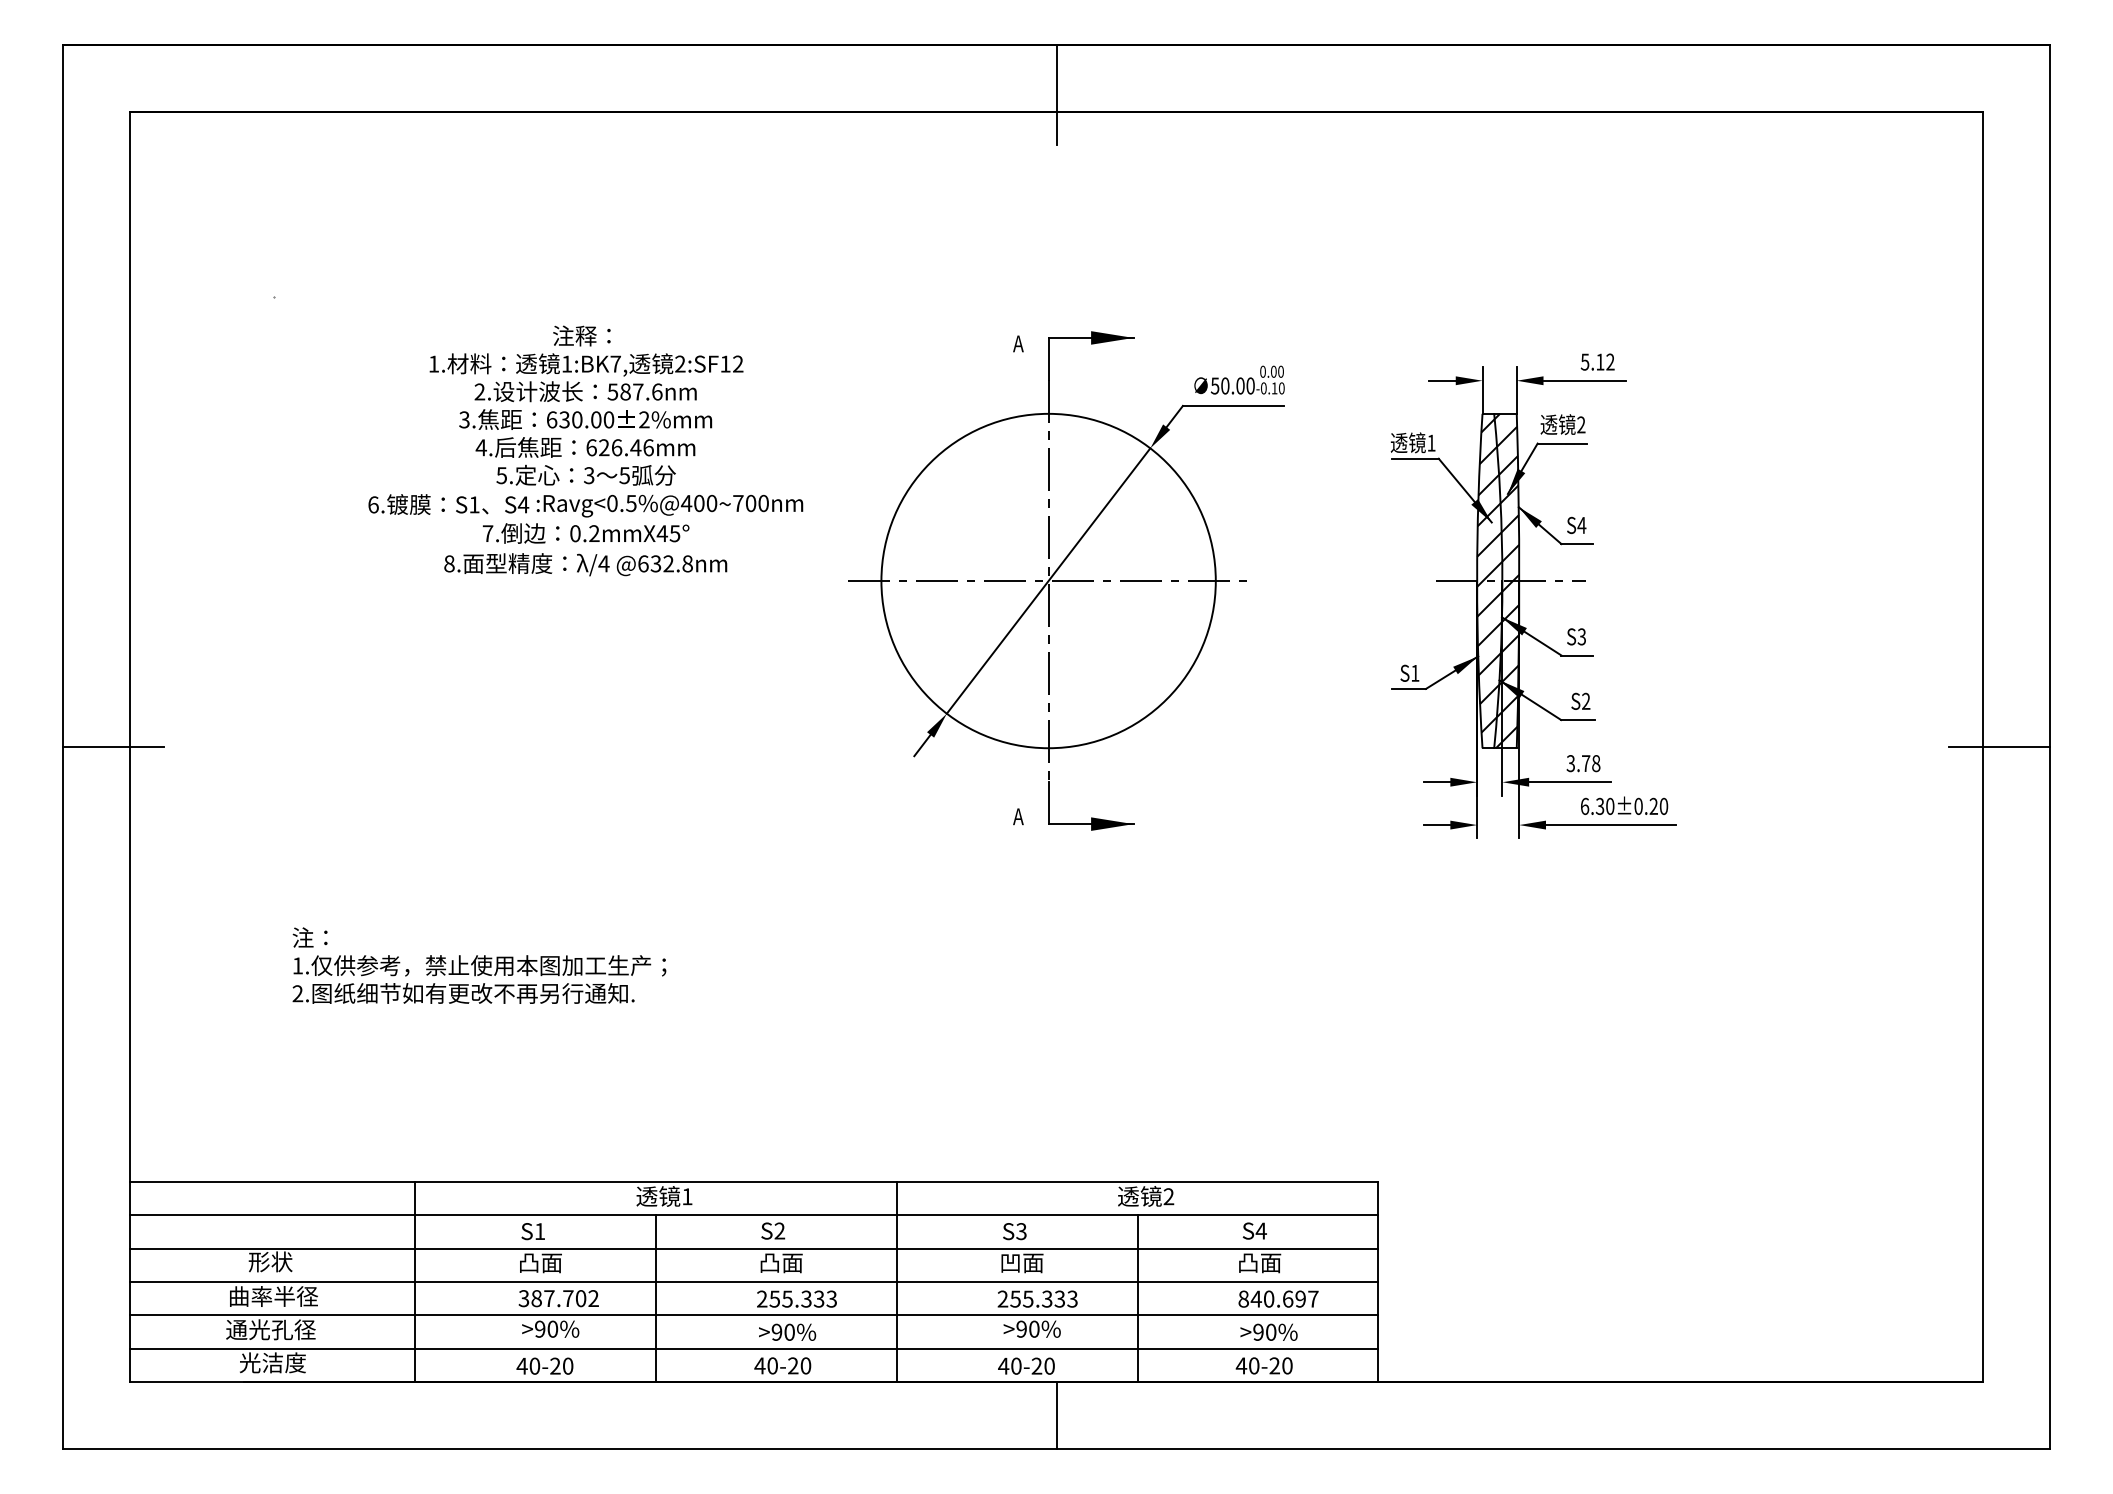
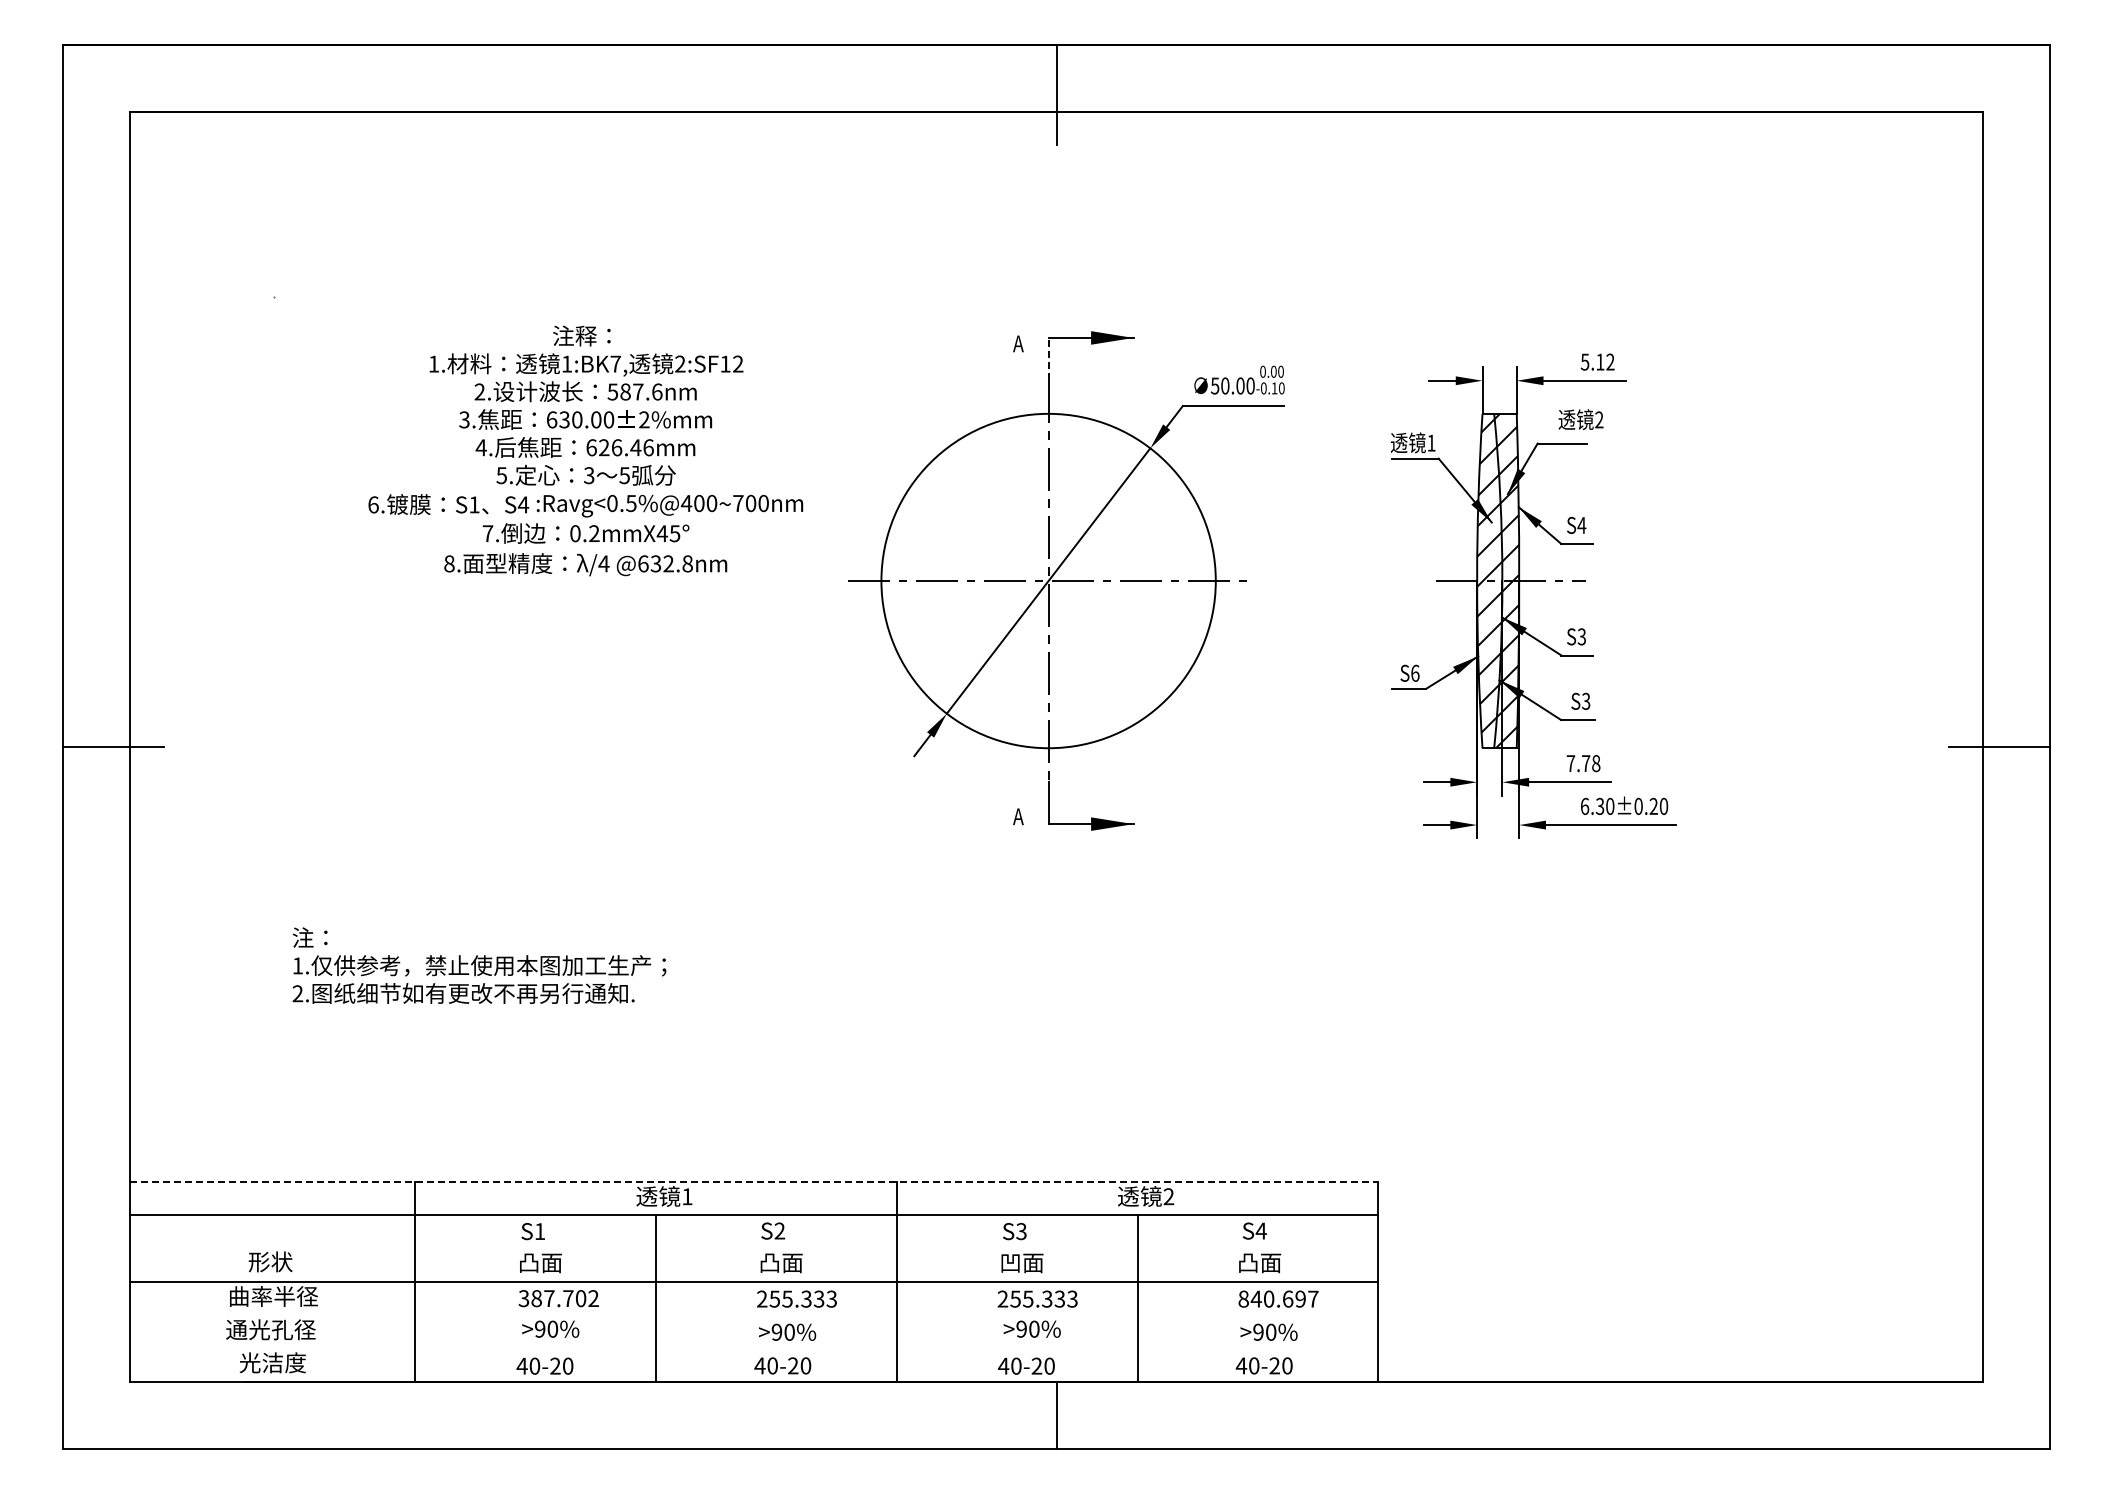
line: solid -> dashed (1048, 358)
text position: (1562, 424) -> (1580, 419) (1580, 419)
text: S1 -> S6 (1415, 672)
text: S2 -> S3 (1586, 701)
text: 3.78 -> 7.78 (1570, 763)
line: solid -> dashed (754, 1181)
line: present -> none (754, 1248)
line: present -> none (754, 1315)
line: present -> none (754, 1348)
